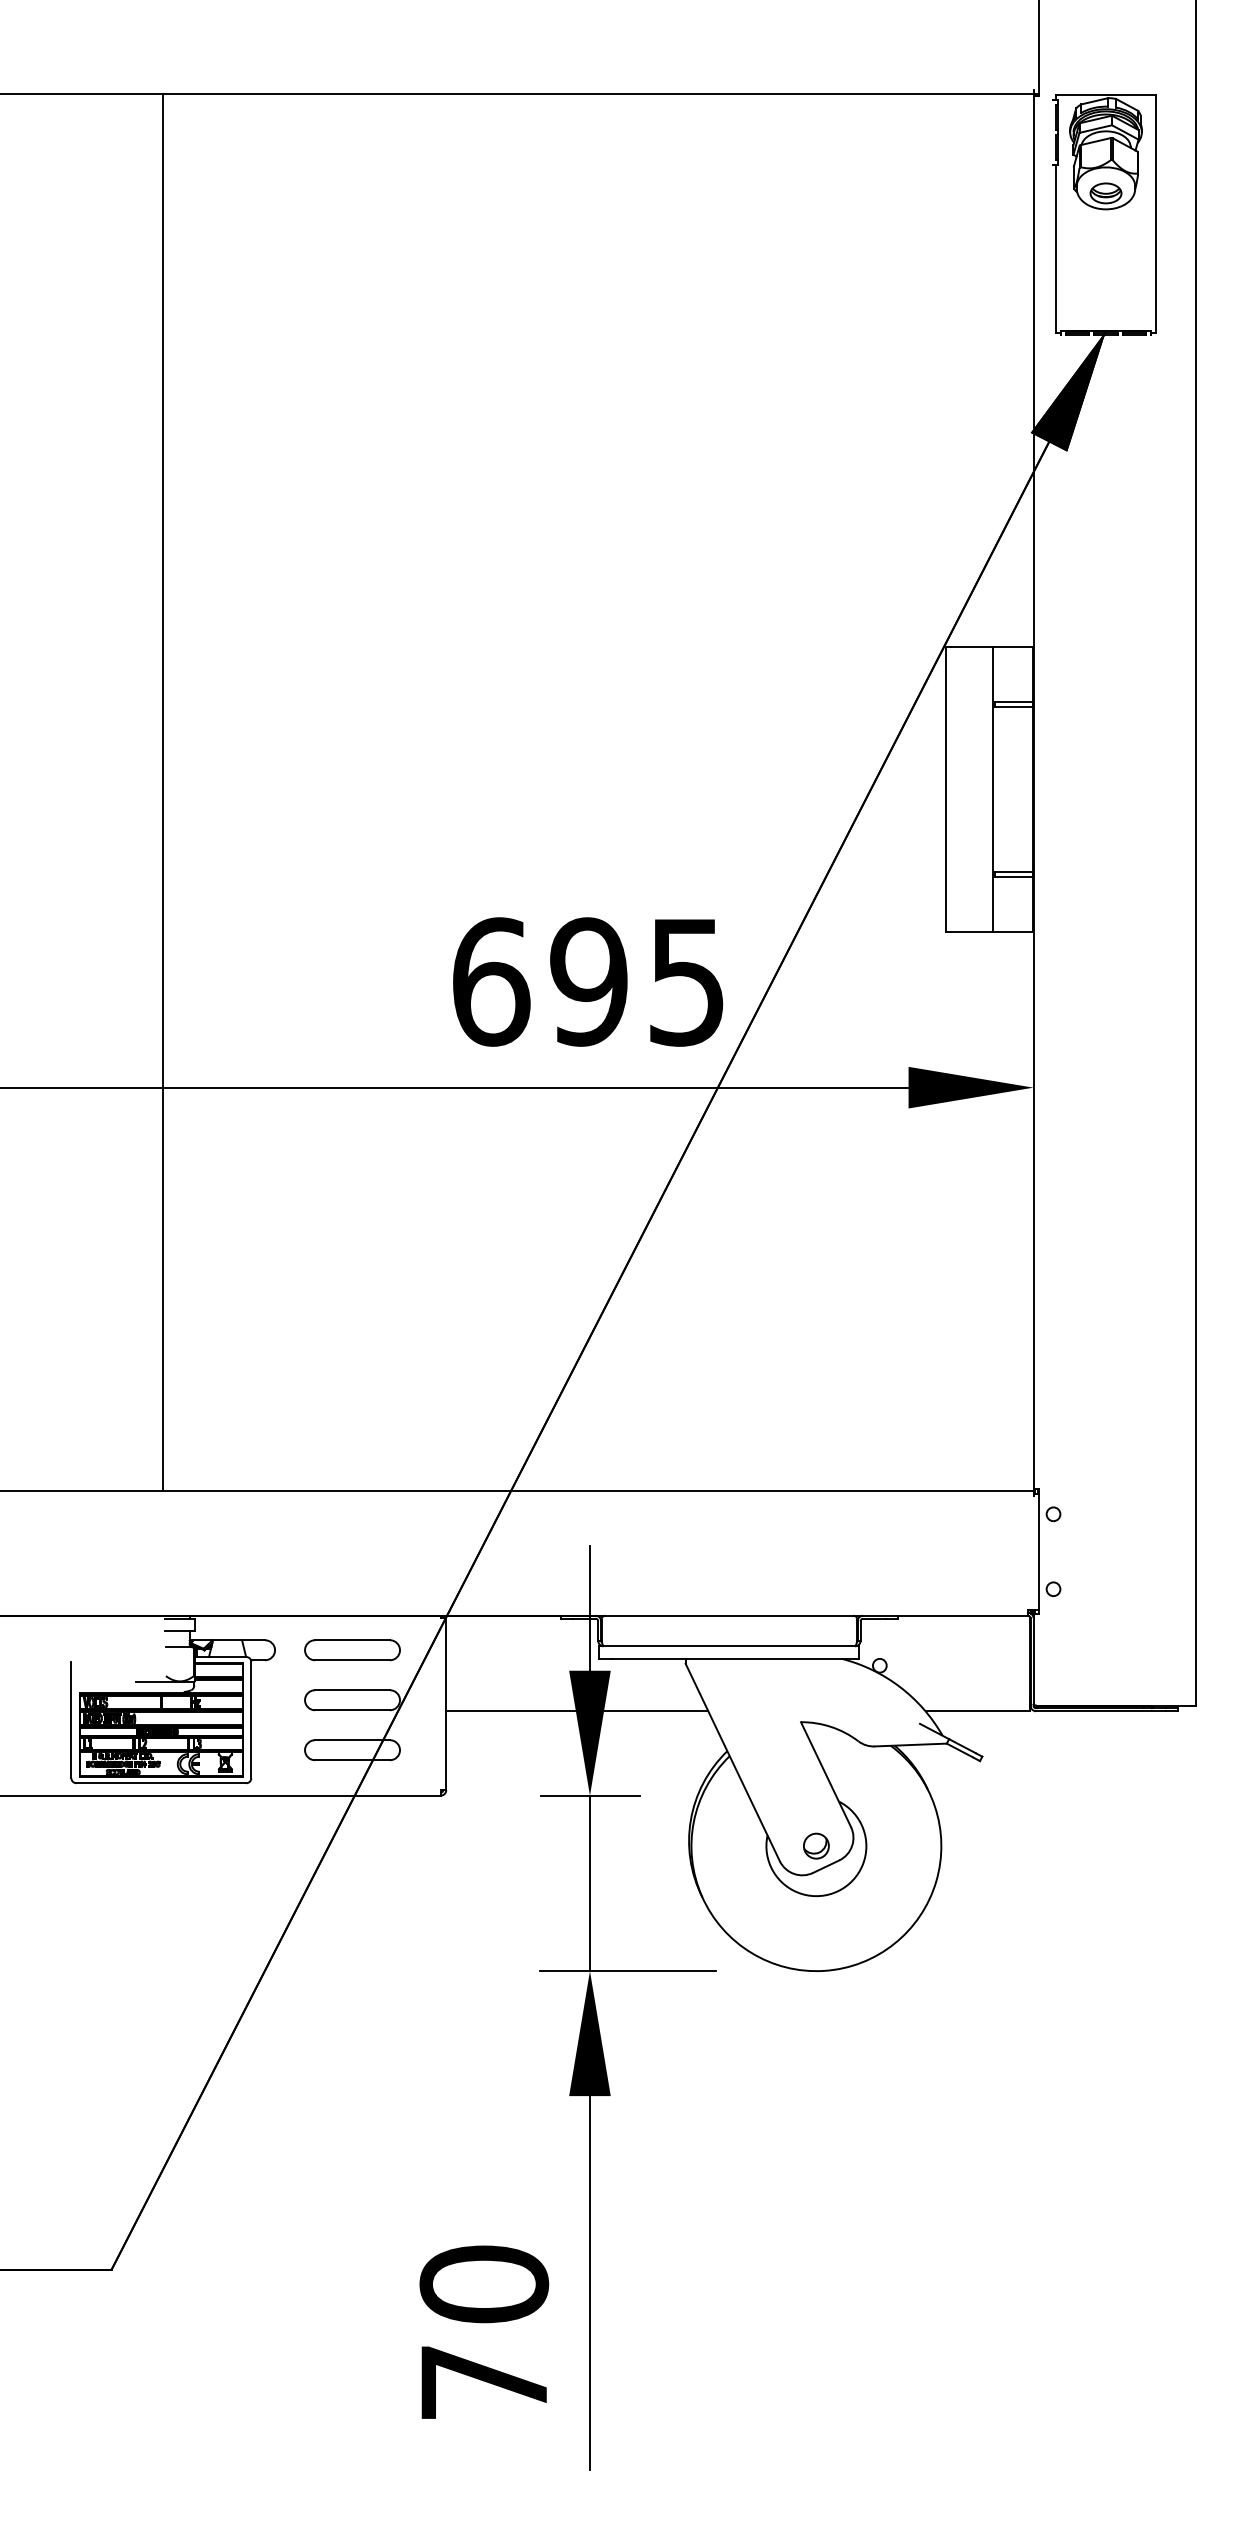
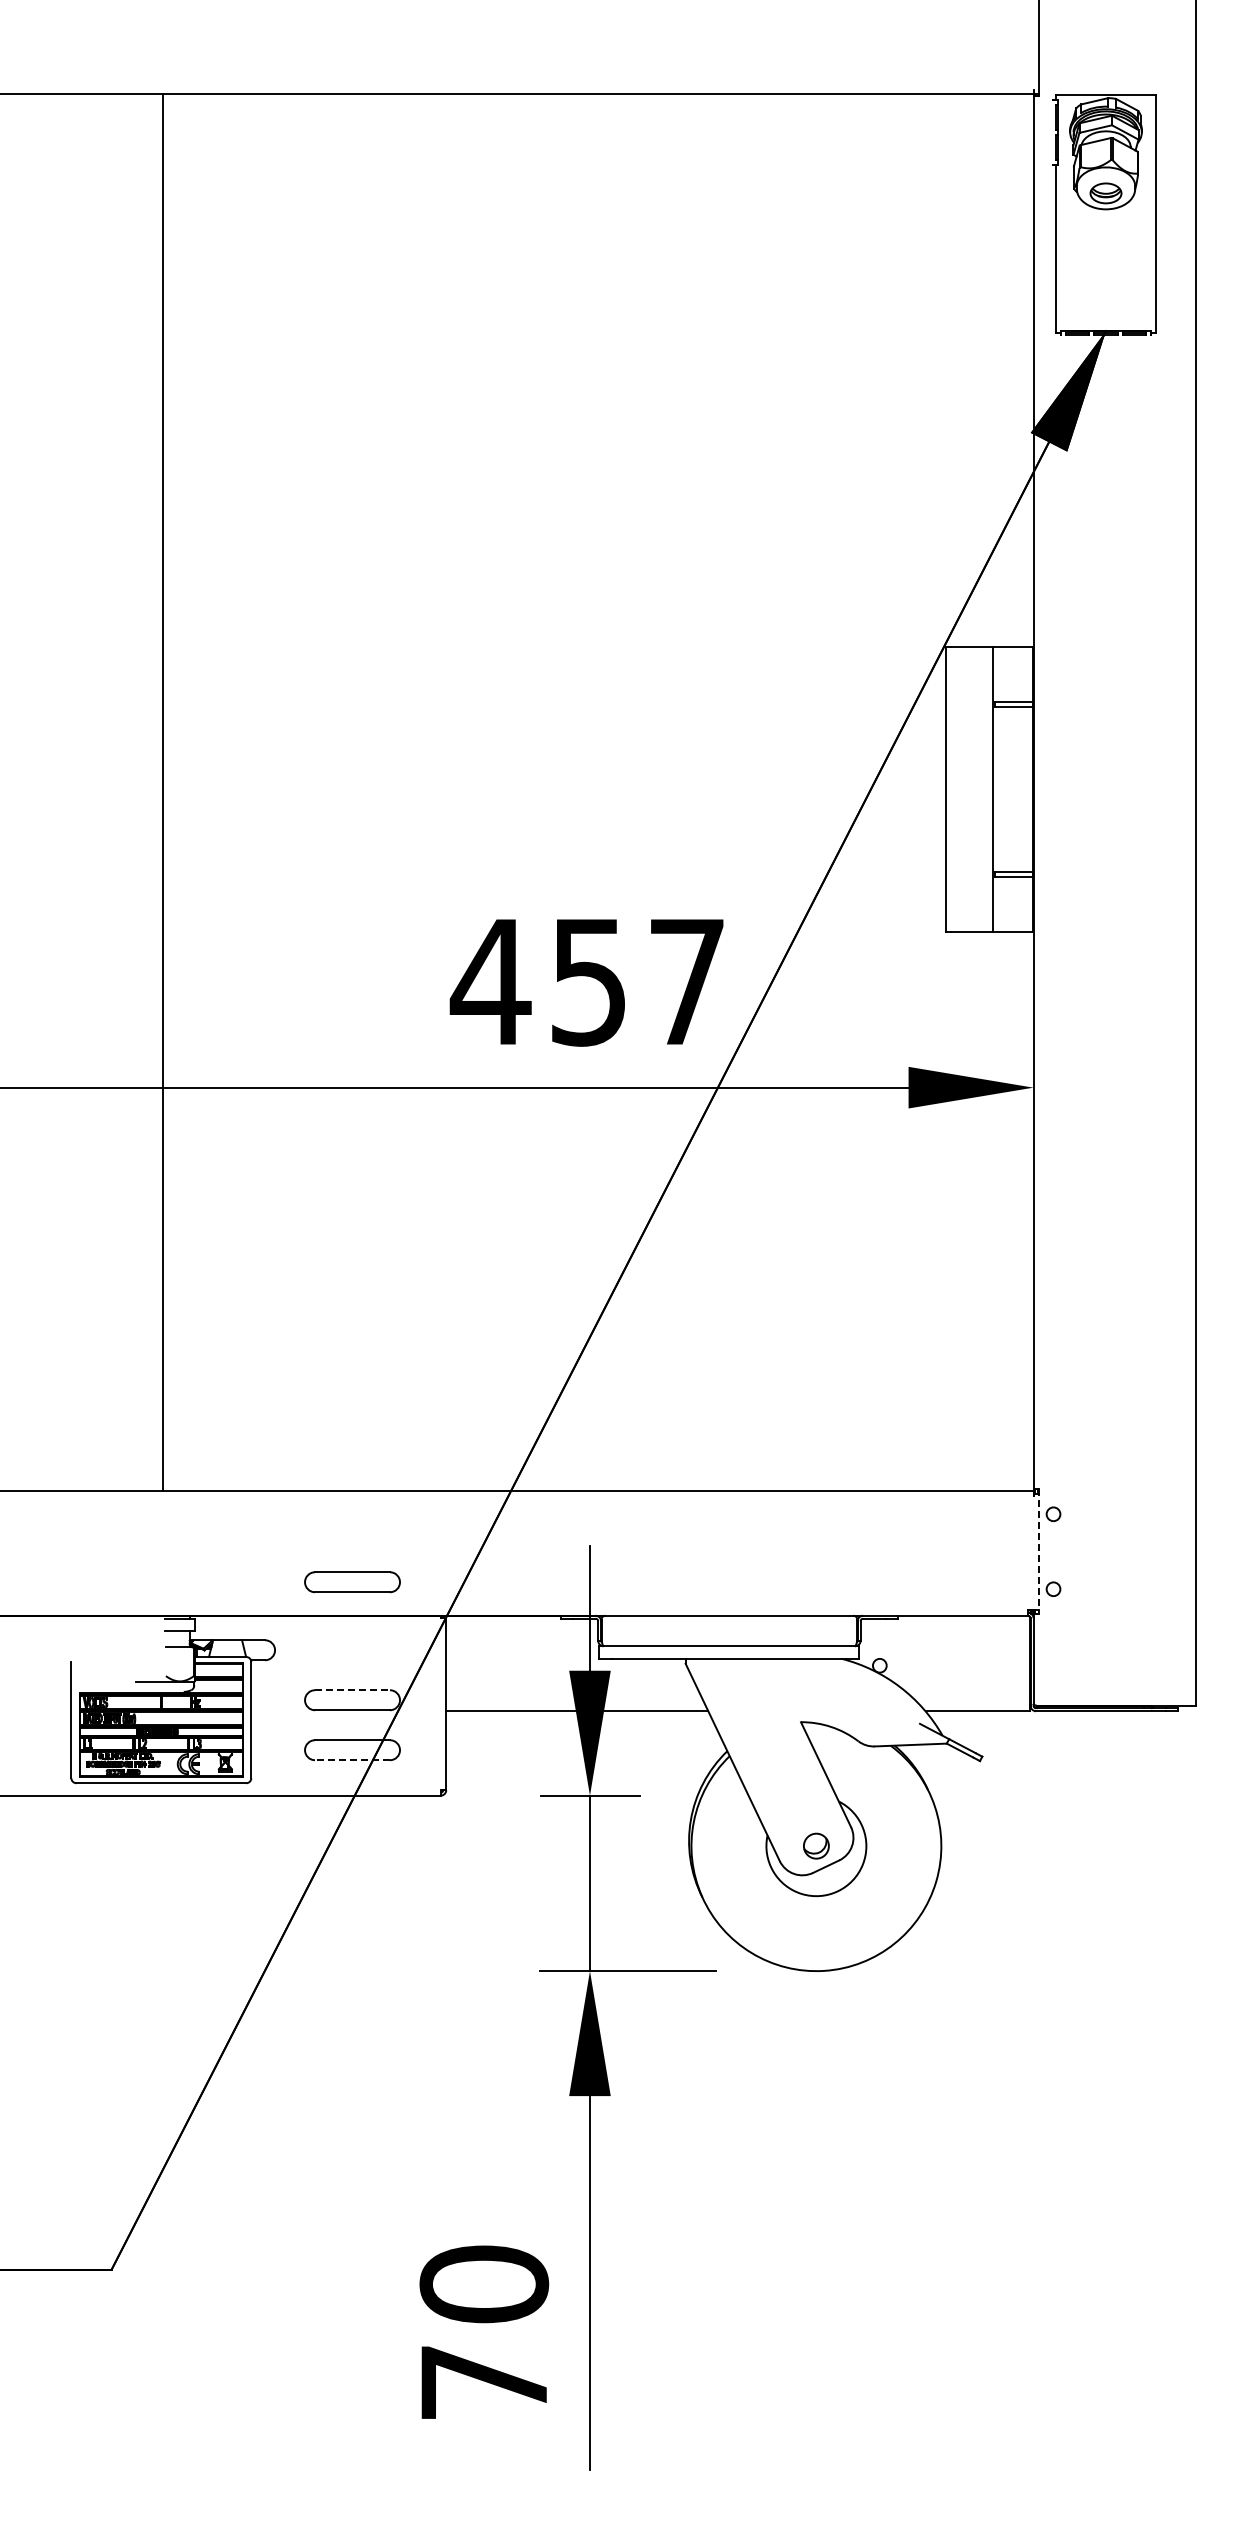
text: 695 -> 457 (586, 981)
line: solid -> dashed (1038, 1552)
part position: (352, 1650) -> (352, 1582) (352, 1582)
line: solid -> dashed (353, 1690)
line: solid -> dashed (352, 1760)
